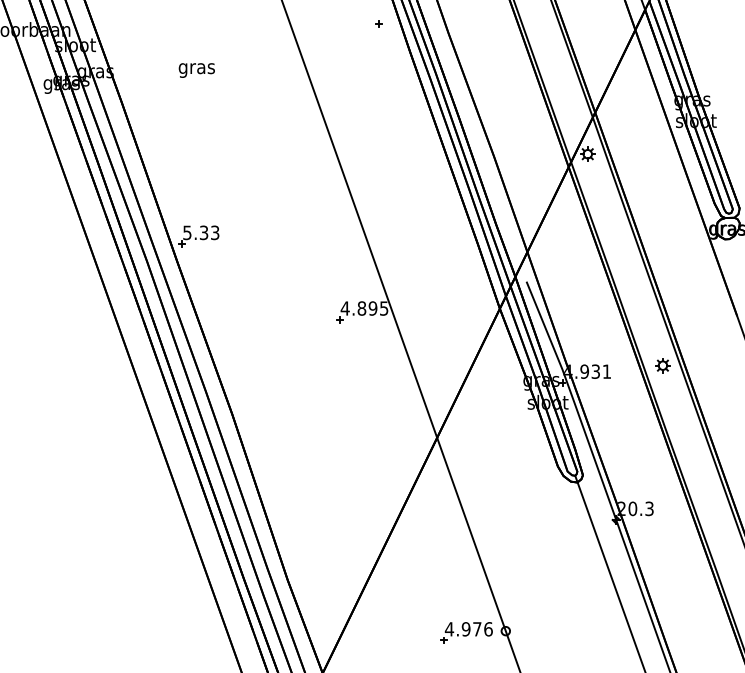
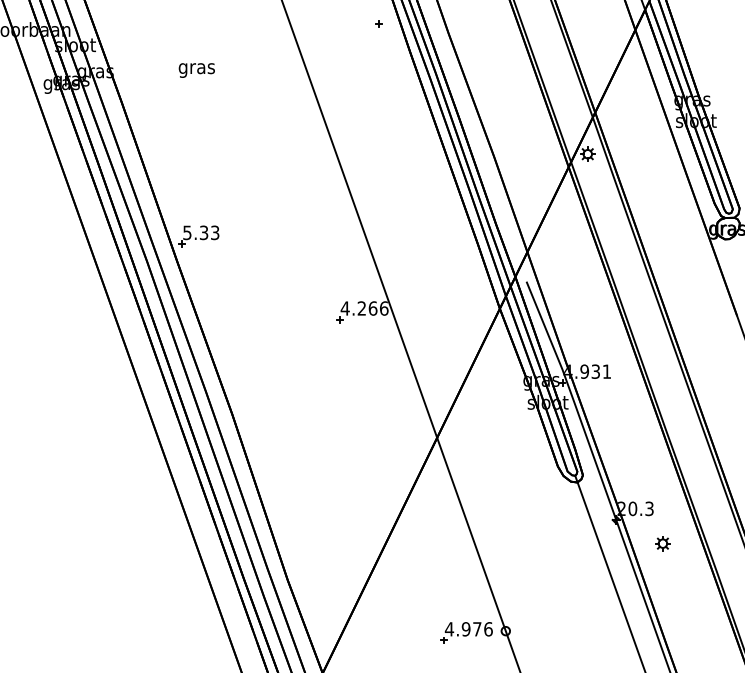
text: 4.895 -> 4.266 (372, 308)
part position: (662, 365) -> (662, 543) (662, 543)
